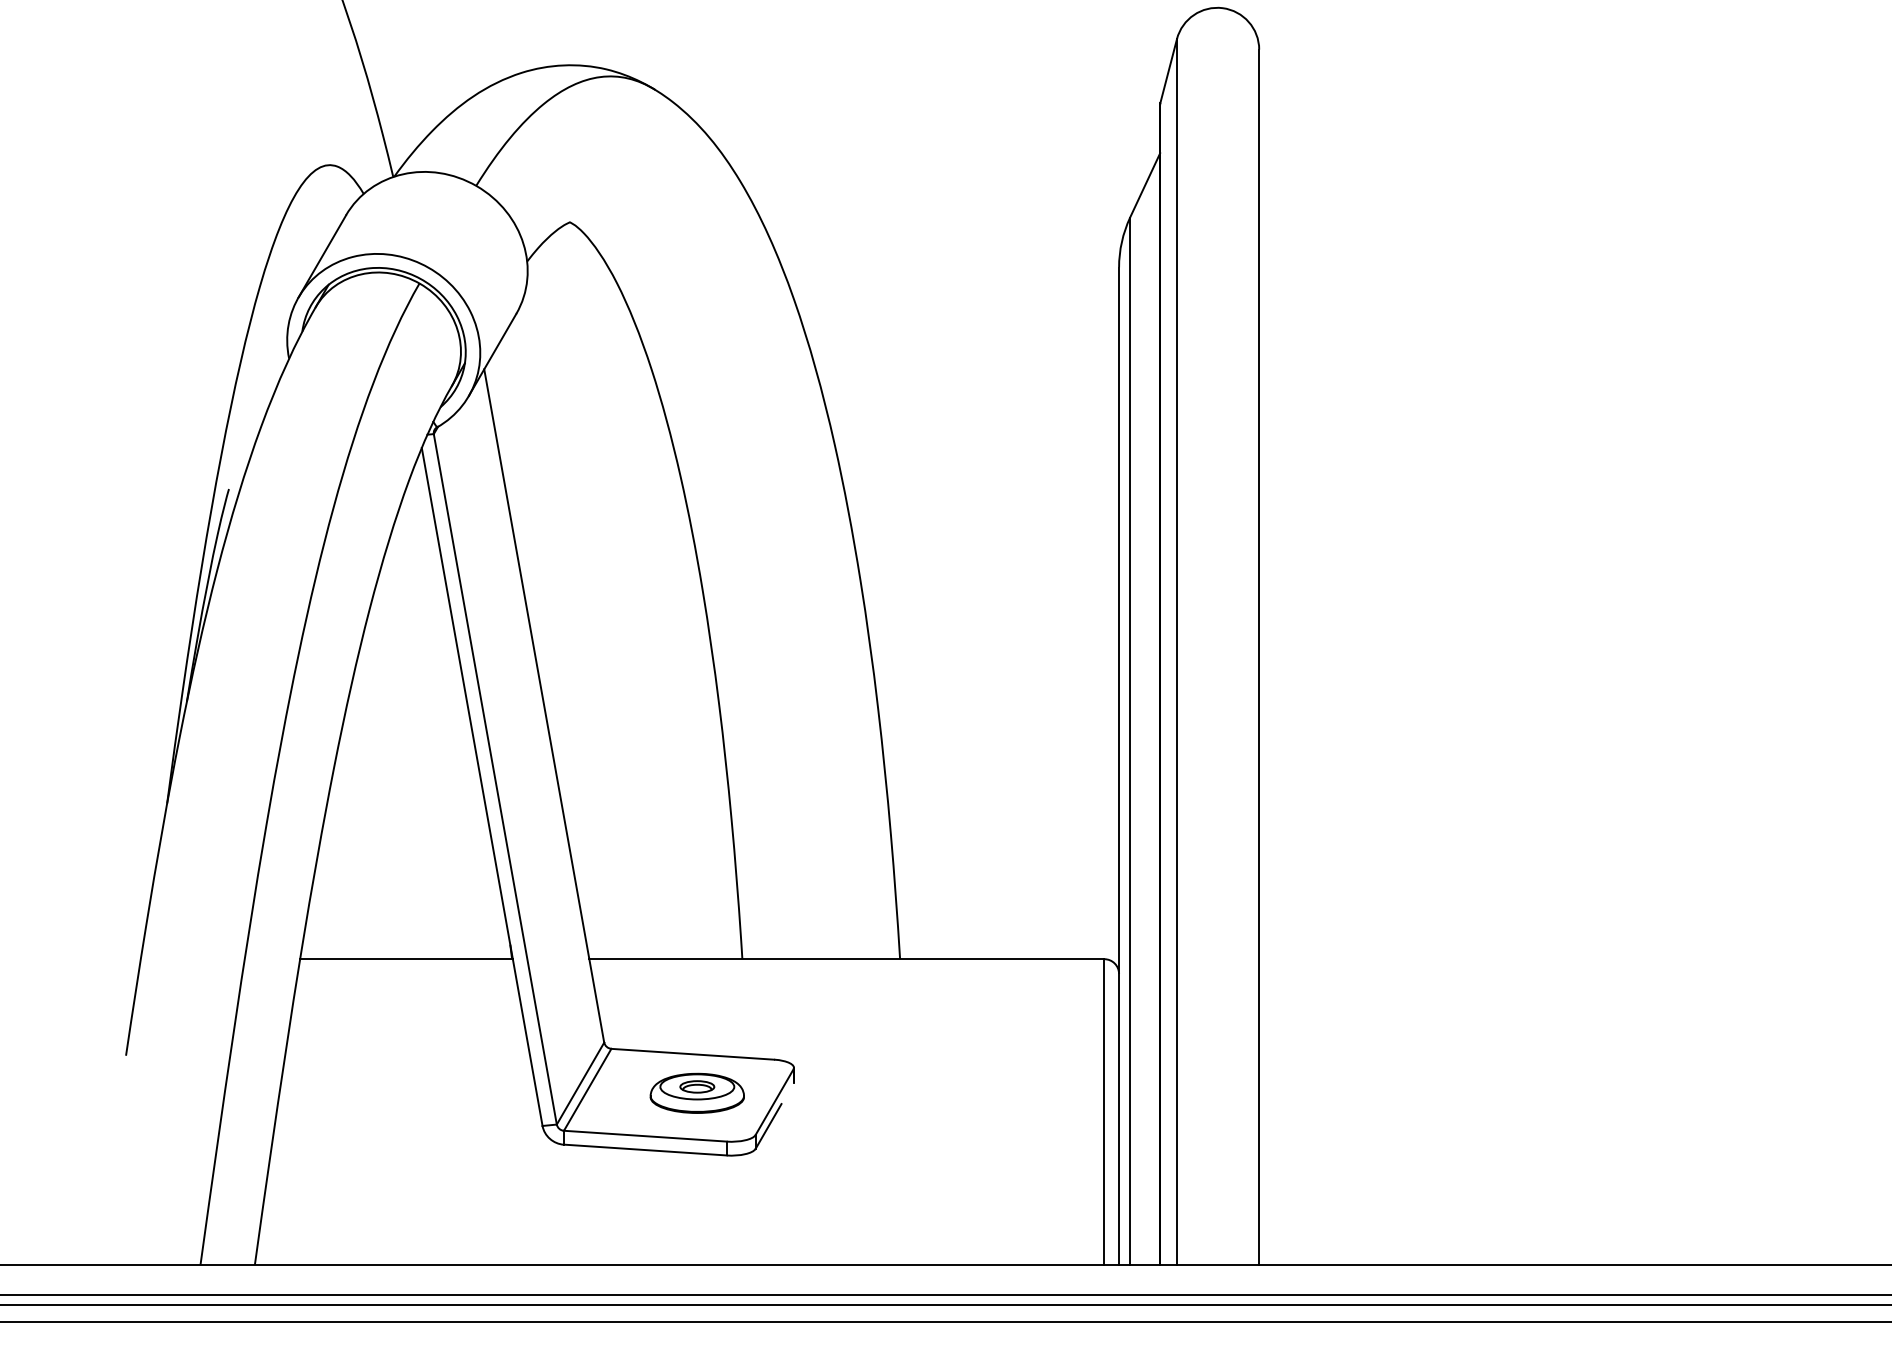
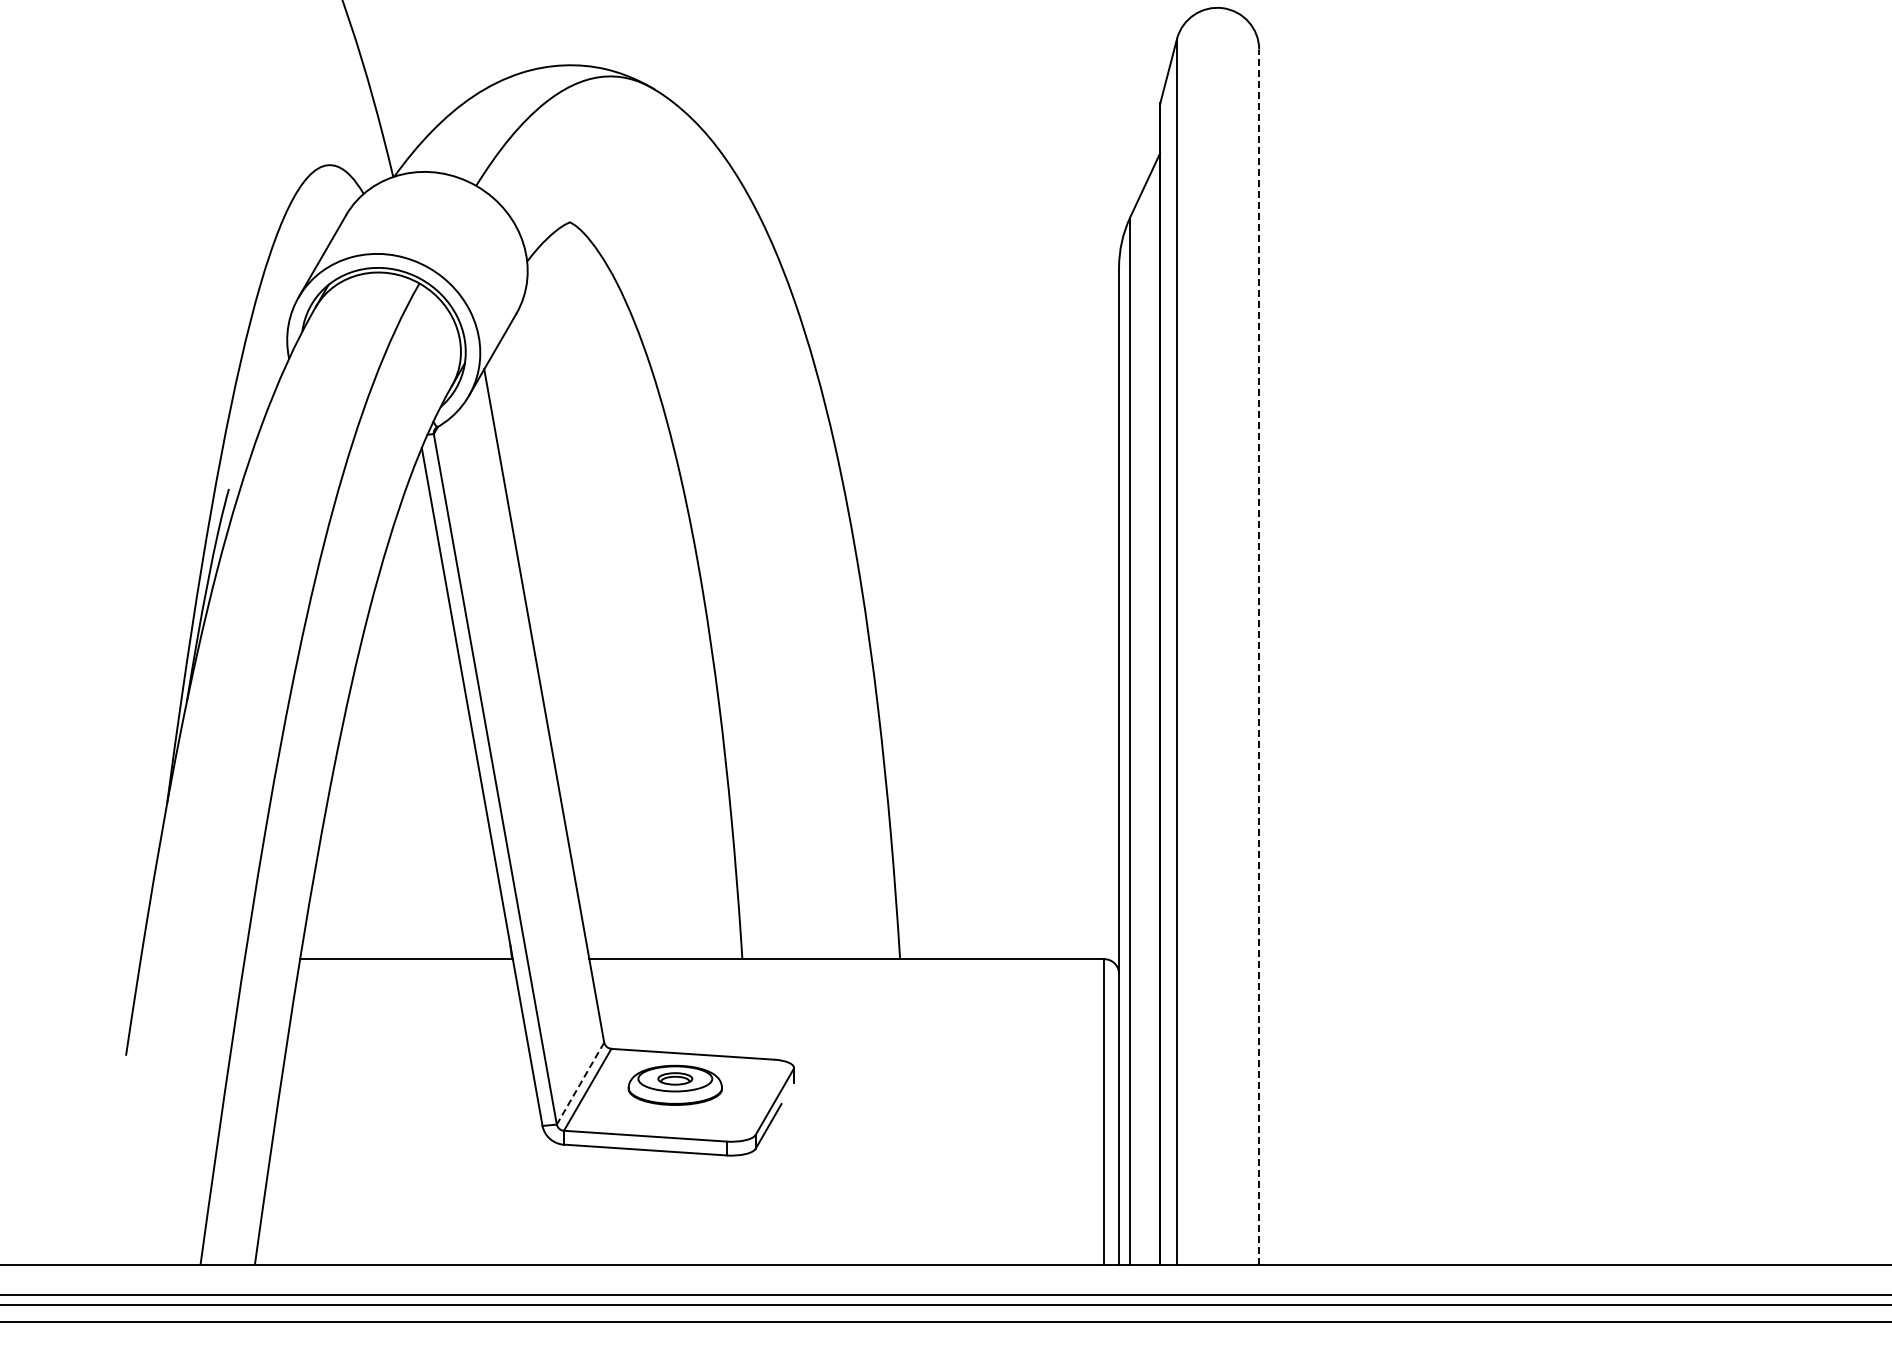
line: solid -> dashed (1259, 657)
line: solid -> dashed (580, 1084)
part position: (696, 1092) -> (674, 1084) (674, 1084)
